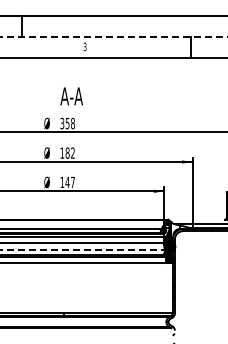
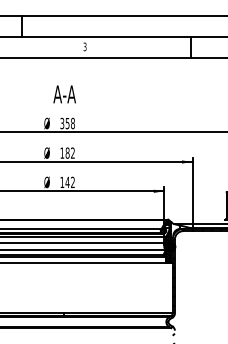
line: dashed -> solid (114, 36)
text position: (71, 96) -> (64, 94) (64, 94)
text: 147 -> 142 (72, 181)
line: dashed -> solid (83, 250)
